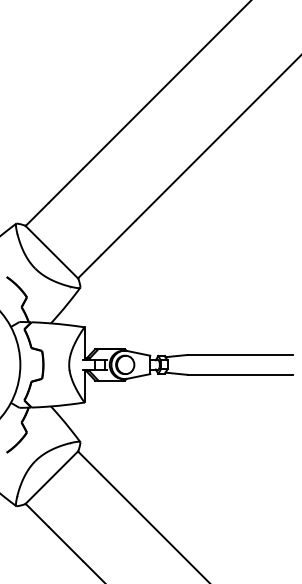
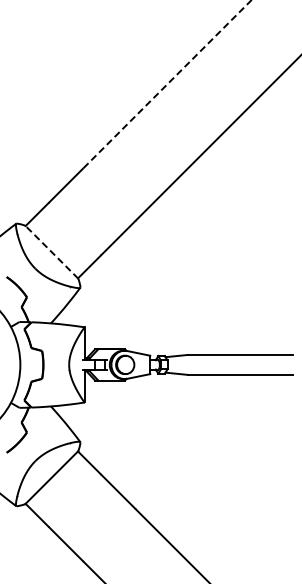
line: solid -> dashed (167, 84)
line: solid -> dashed (51, 252)
